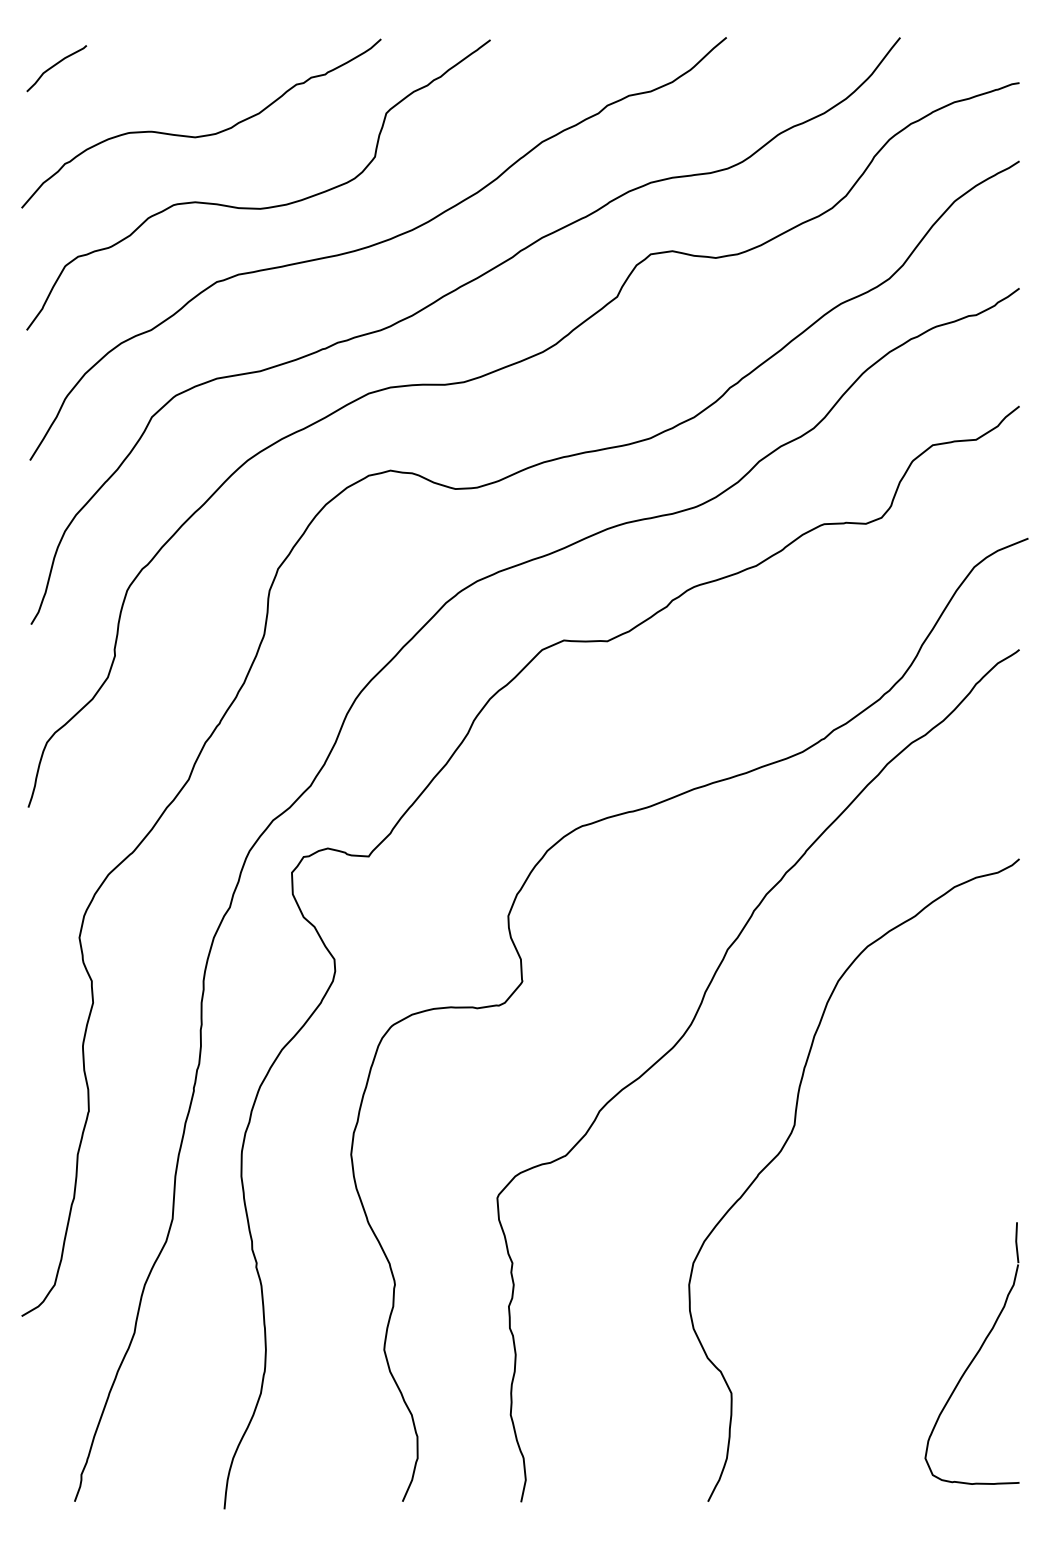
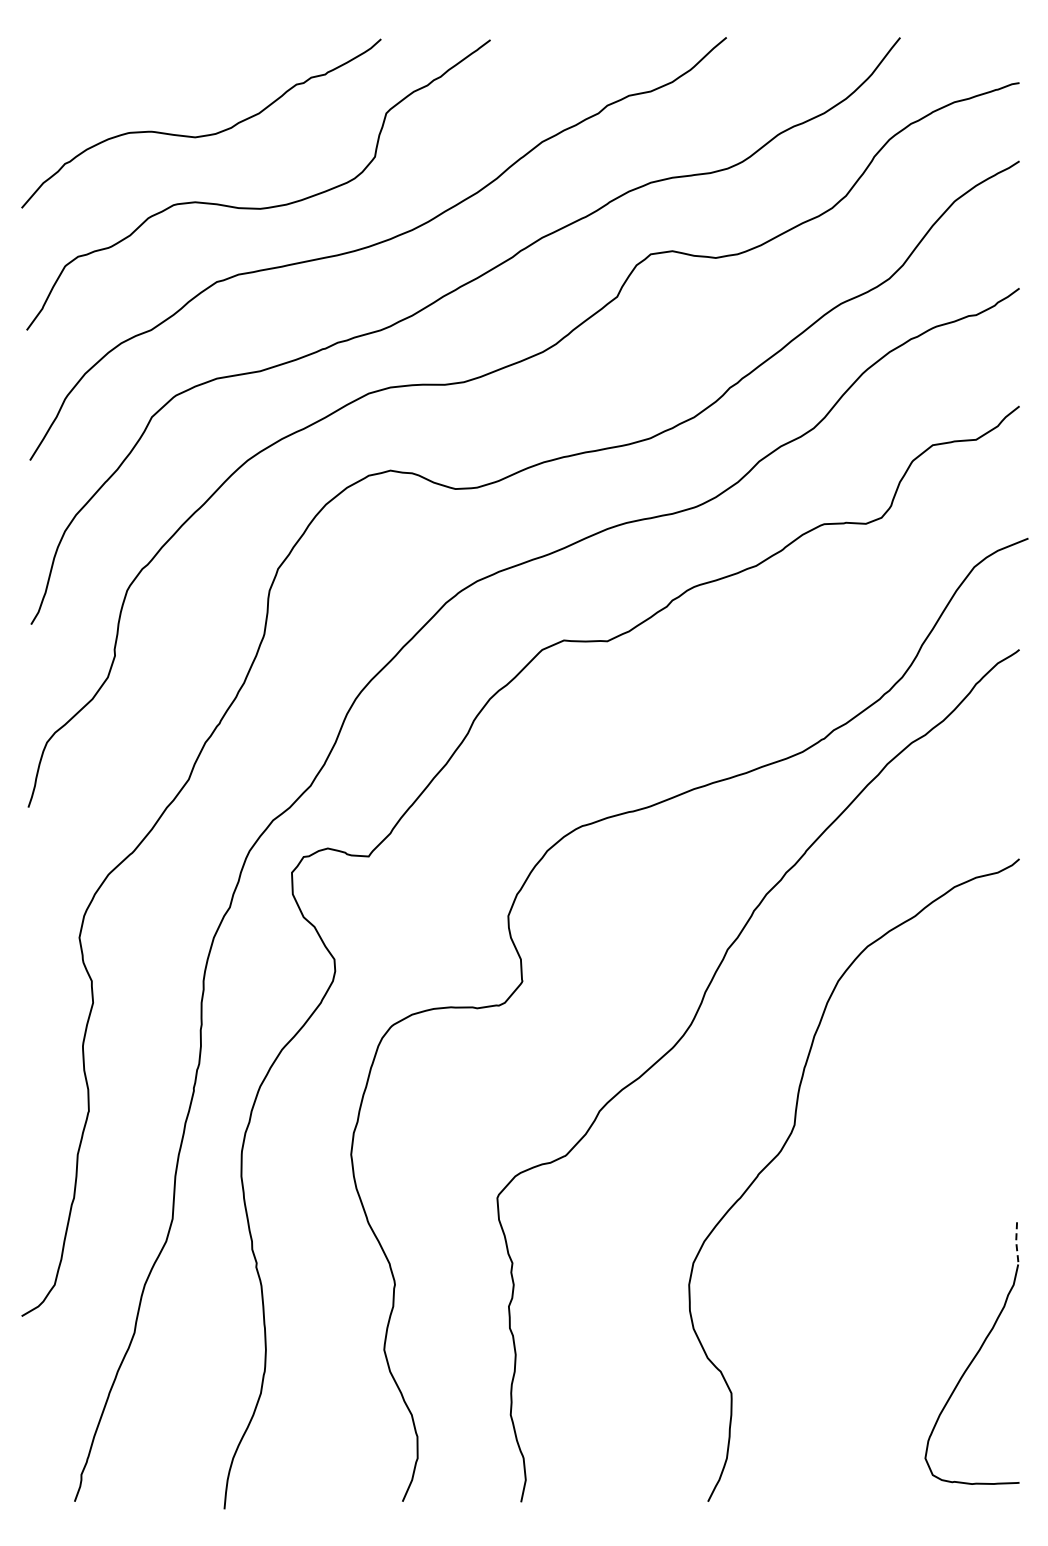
curve: present -> none (54, 66)
line: solid -> dashed (1016, 1242)
